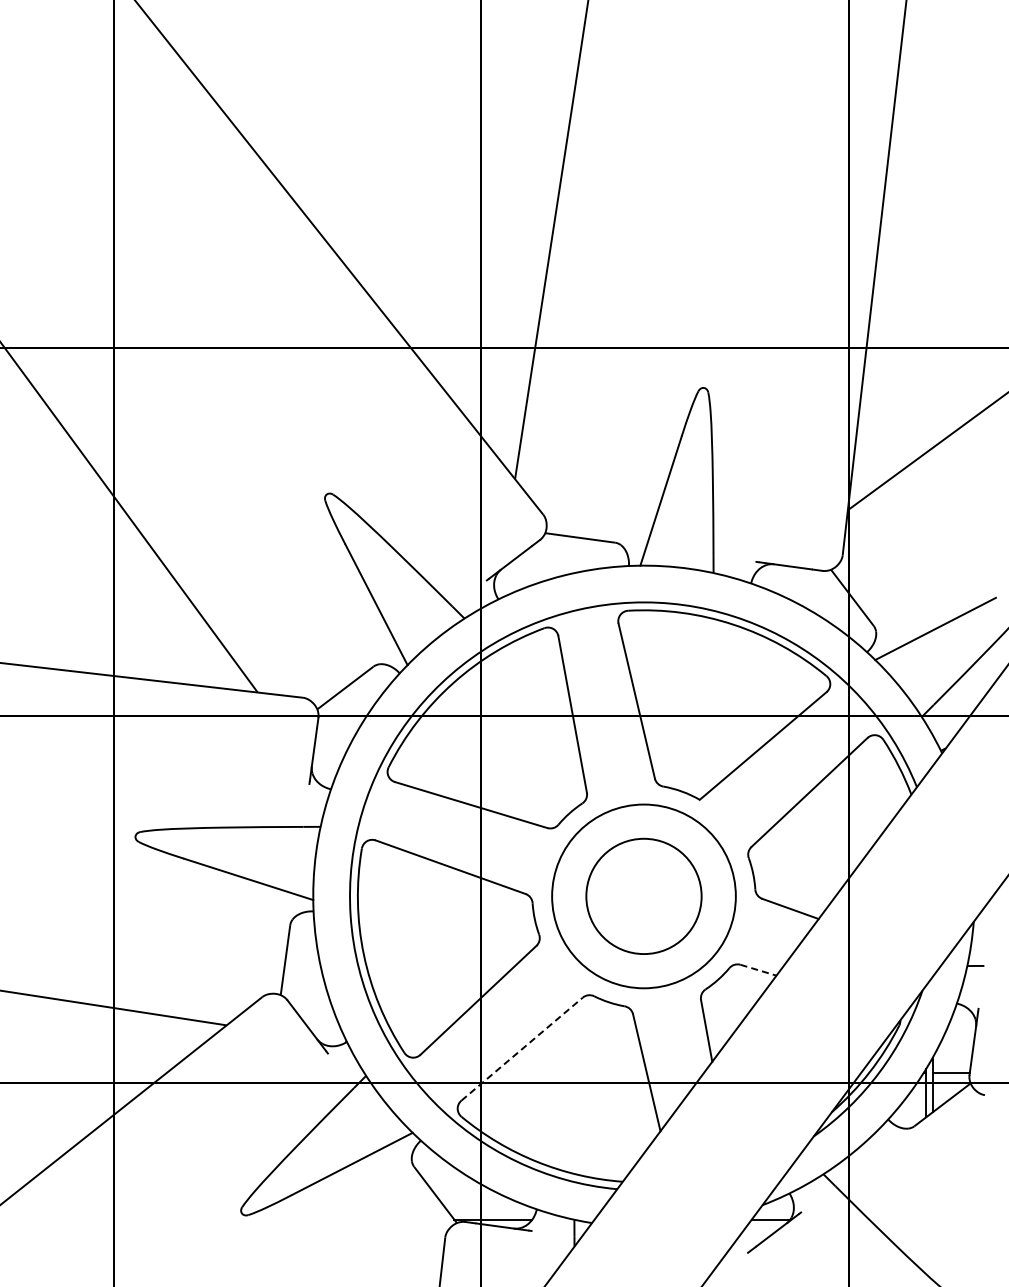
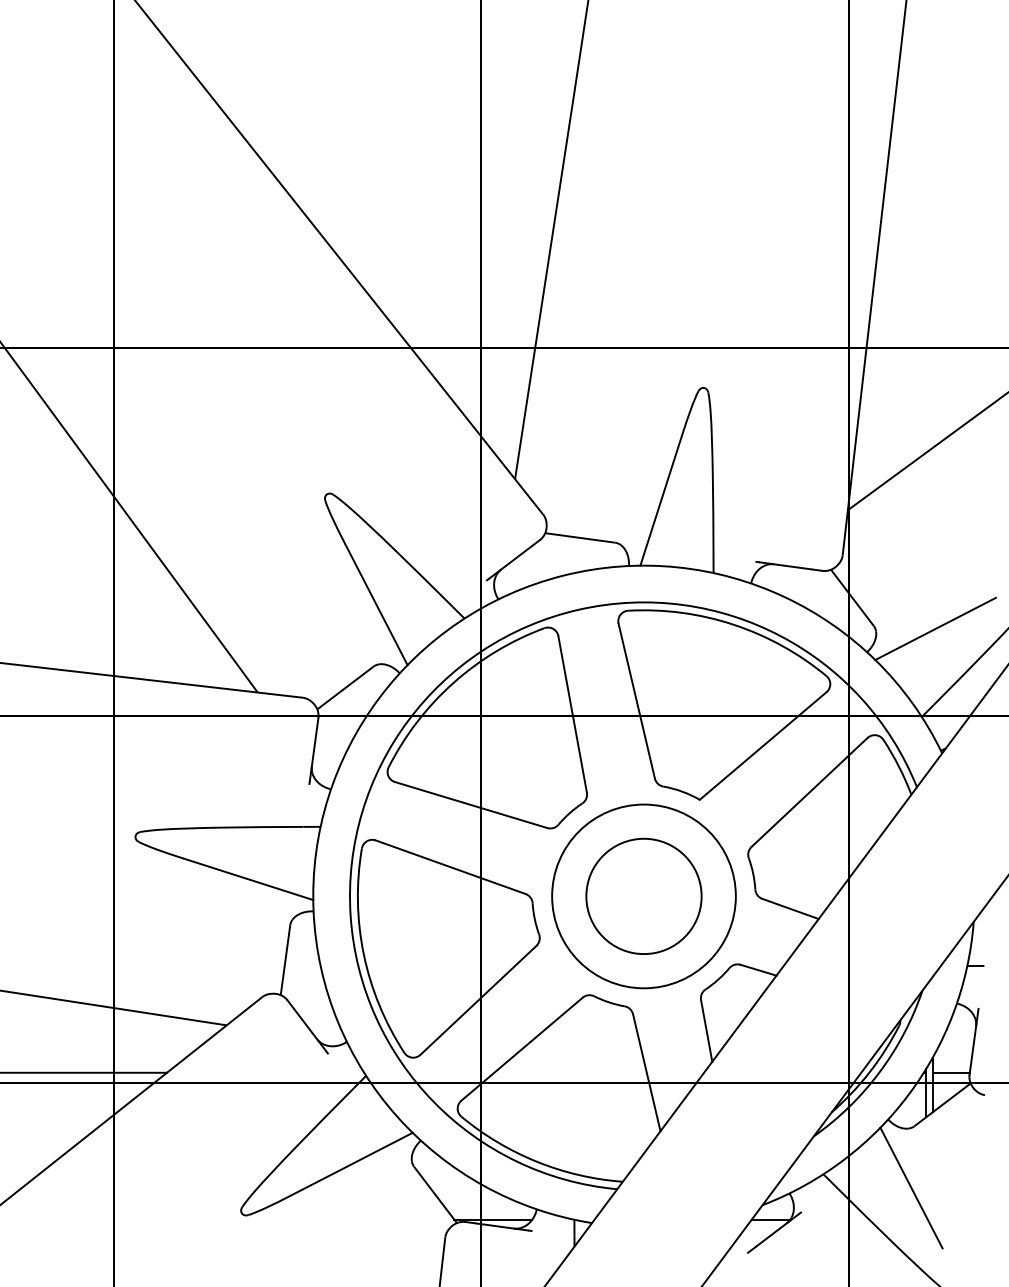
line: dashed -> solid (758, 970)
line: dashed -> solid (522, 1049)
line: none -> present (84, 1072)
line: none -> present (911, 1187)
